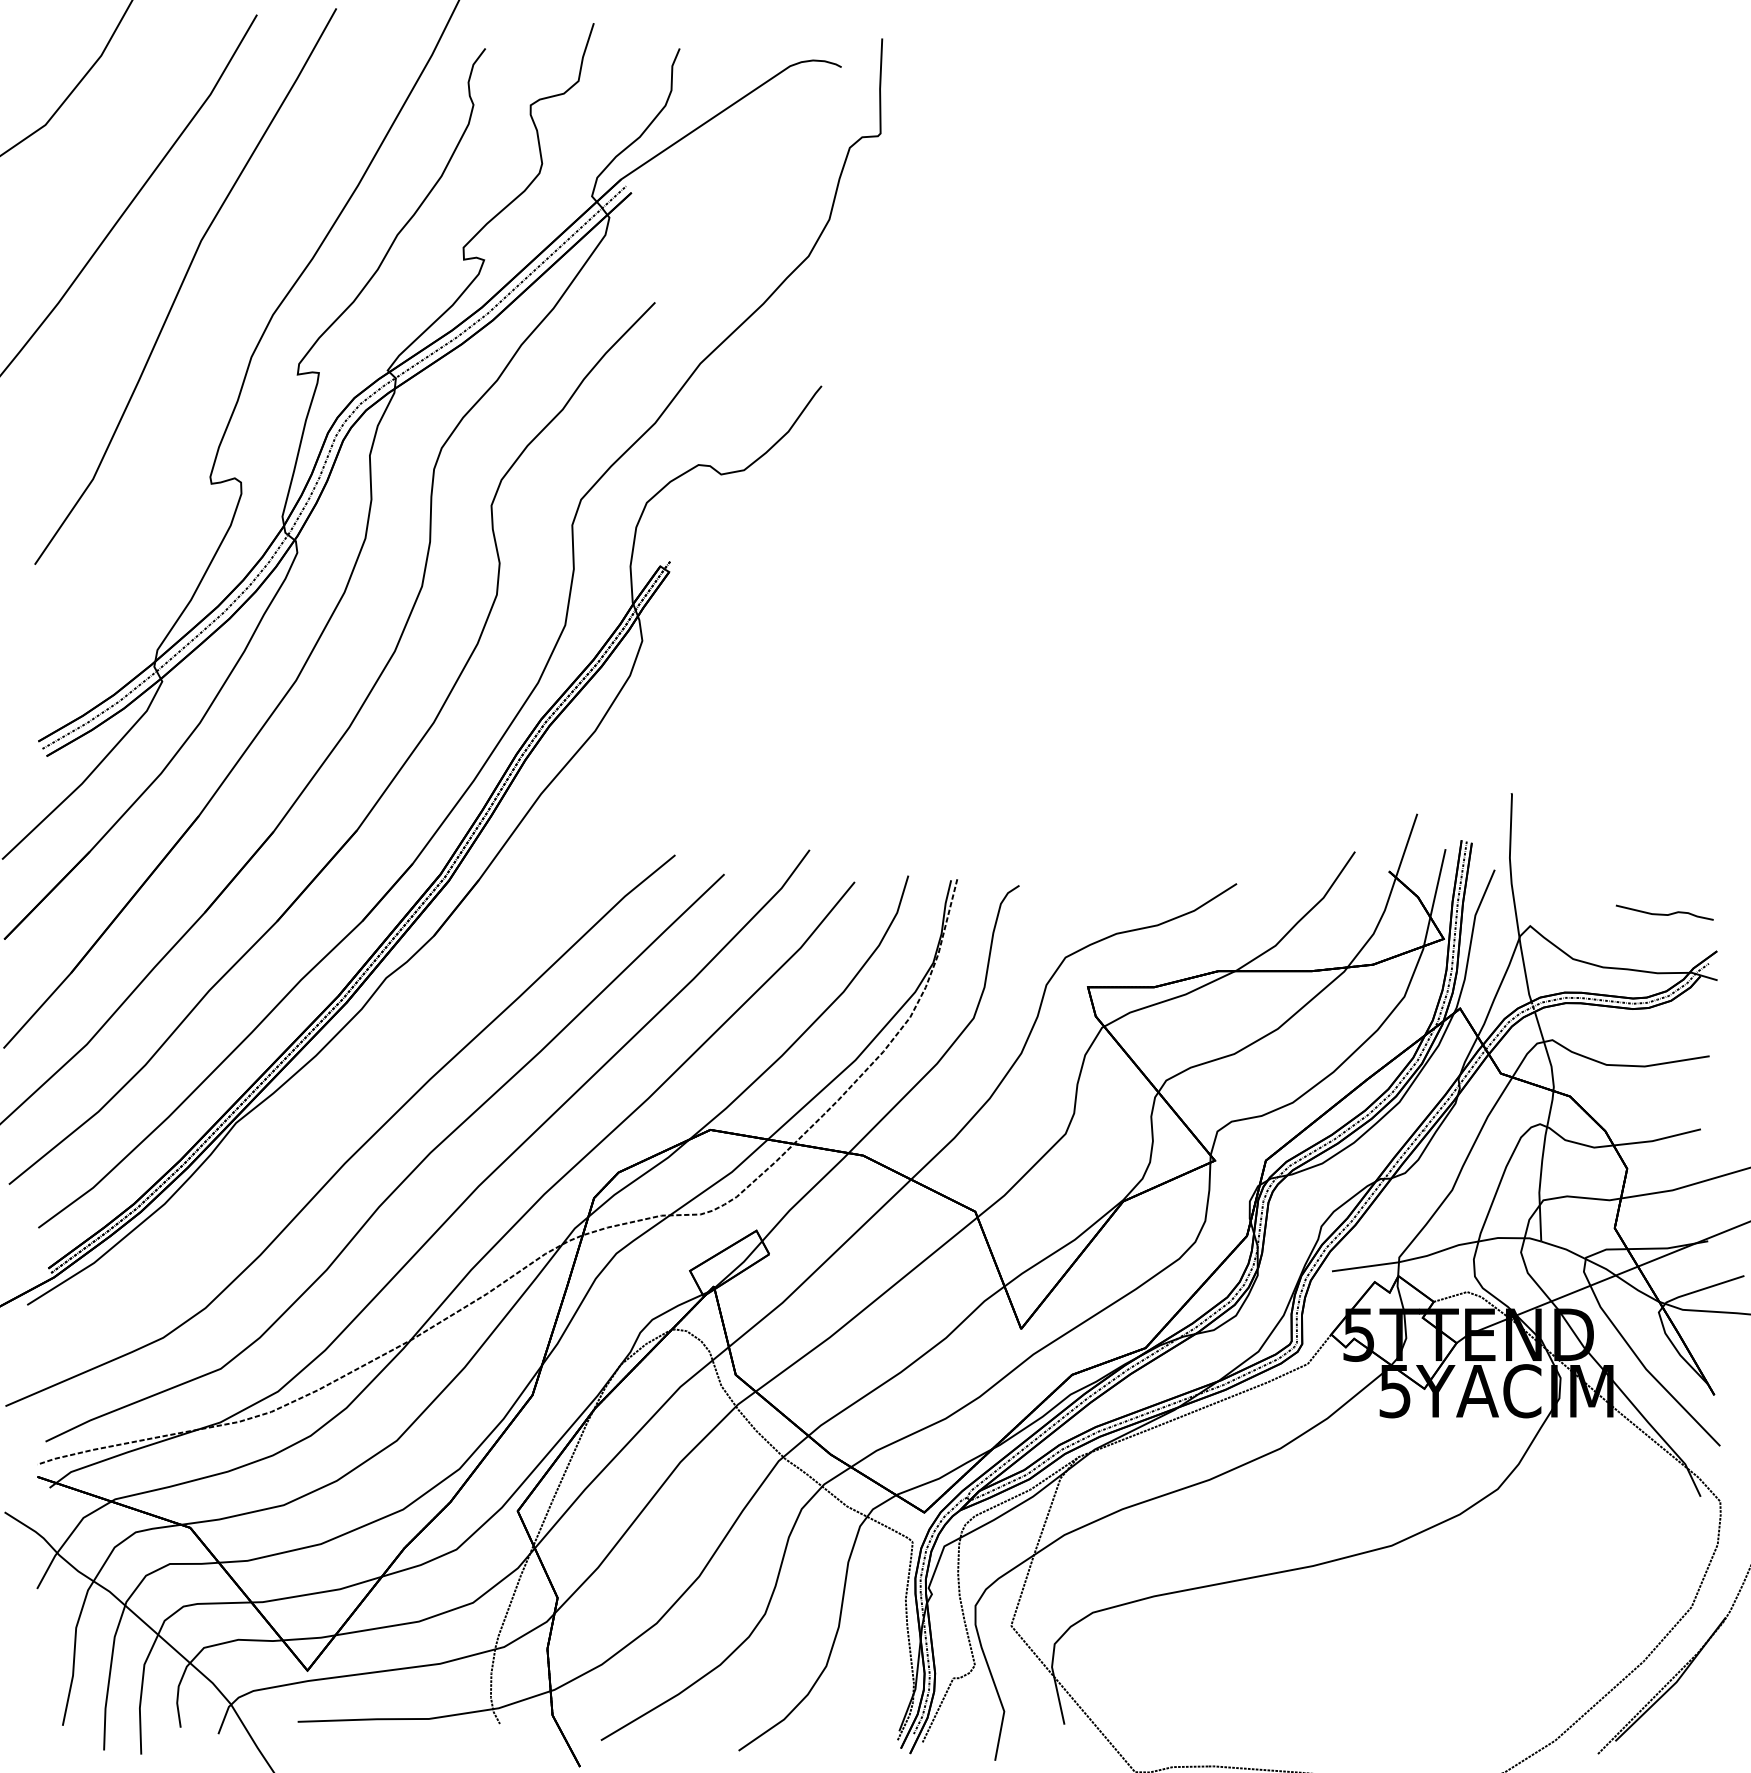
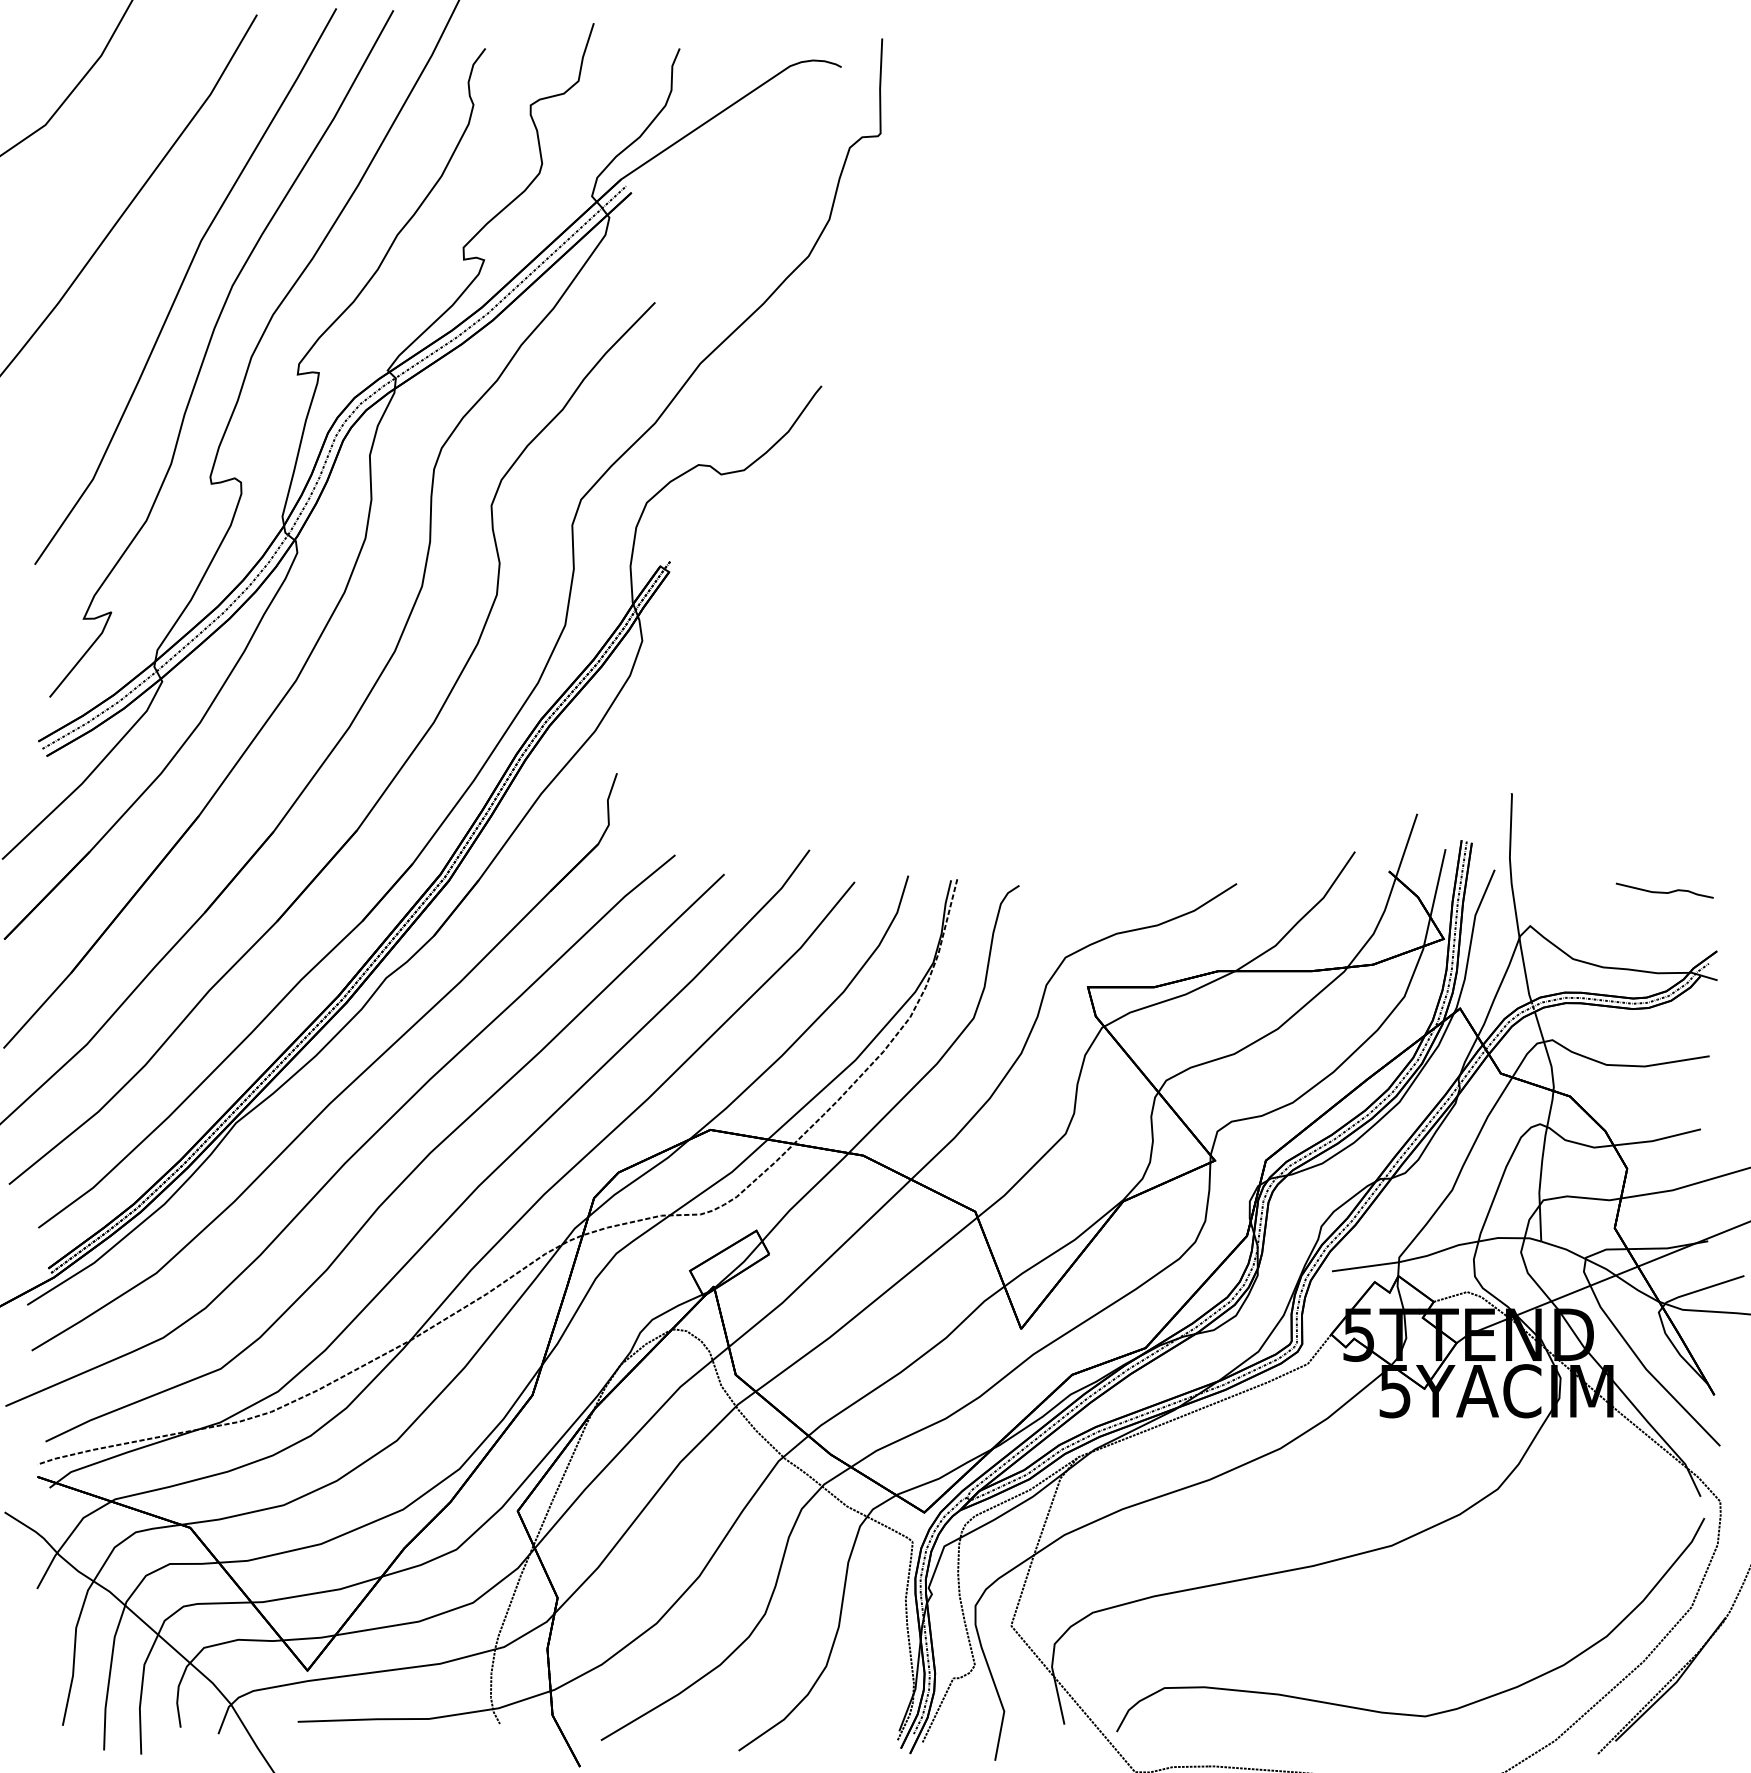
part: none -> present (208, 349)
curve position: (1663, 913) -> (1663, 891) (1663, 891)
part: none -> present (347, 1085)
curve: none -> present (1406, 1713)
